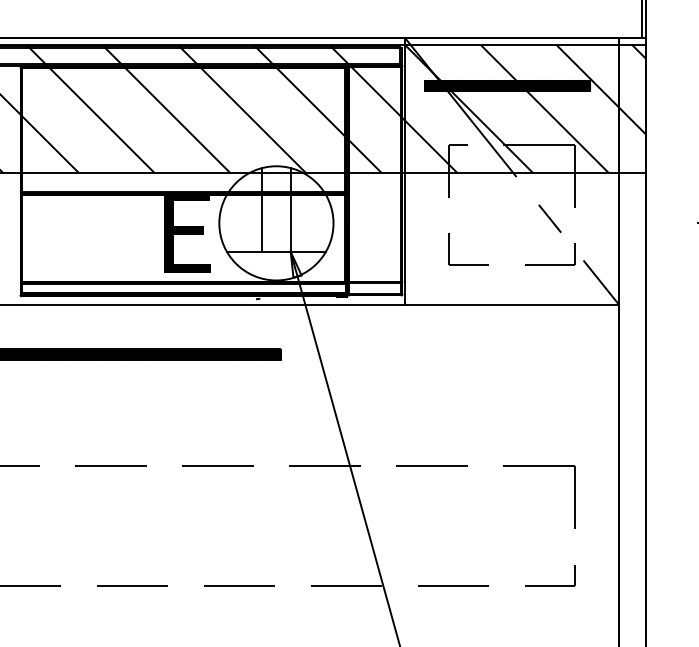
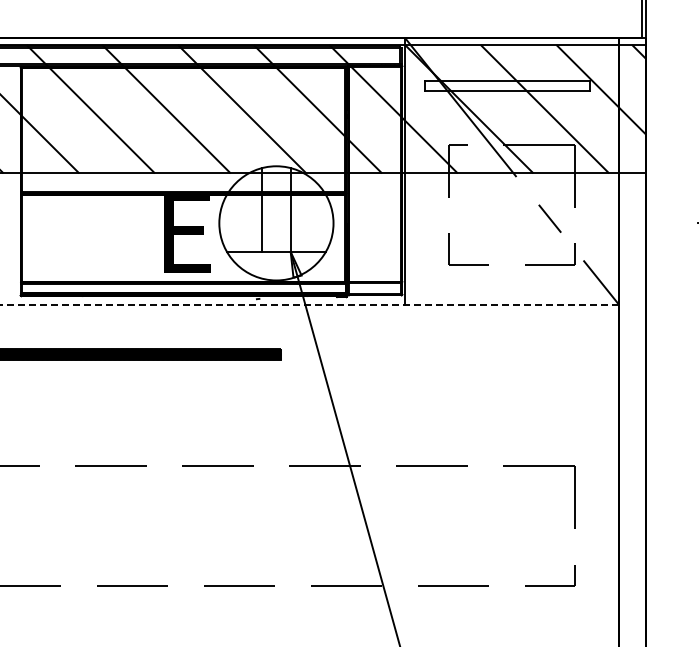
hatch: present -> none (507, 85)
line: solid -> dashed (309, 304)
